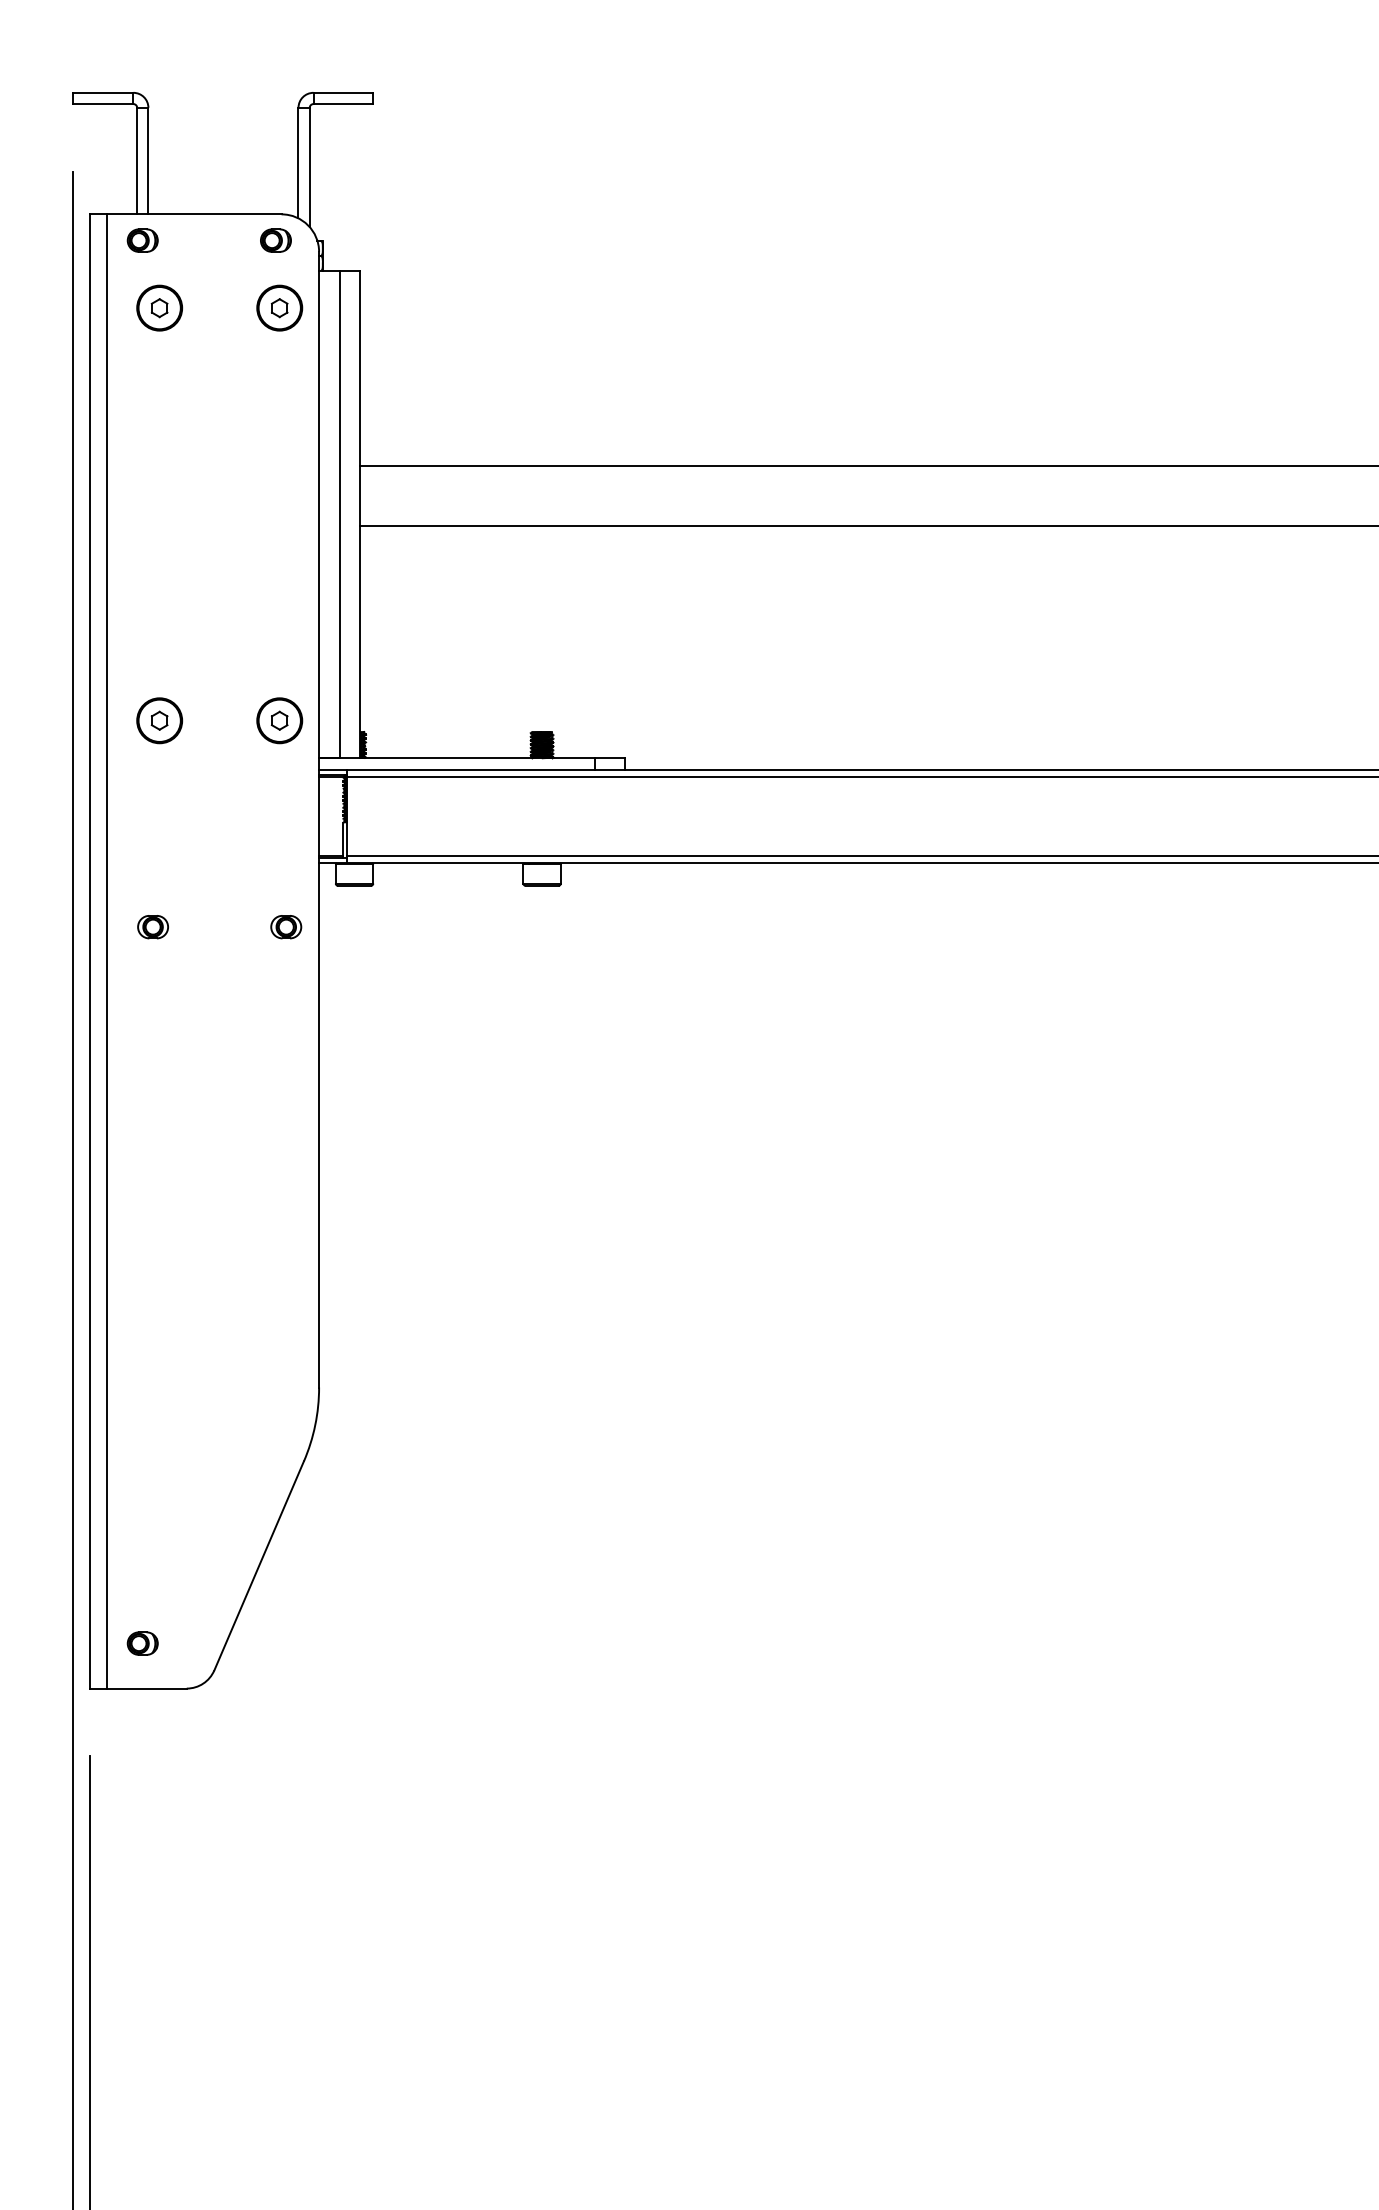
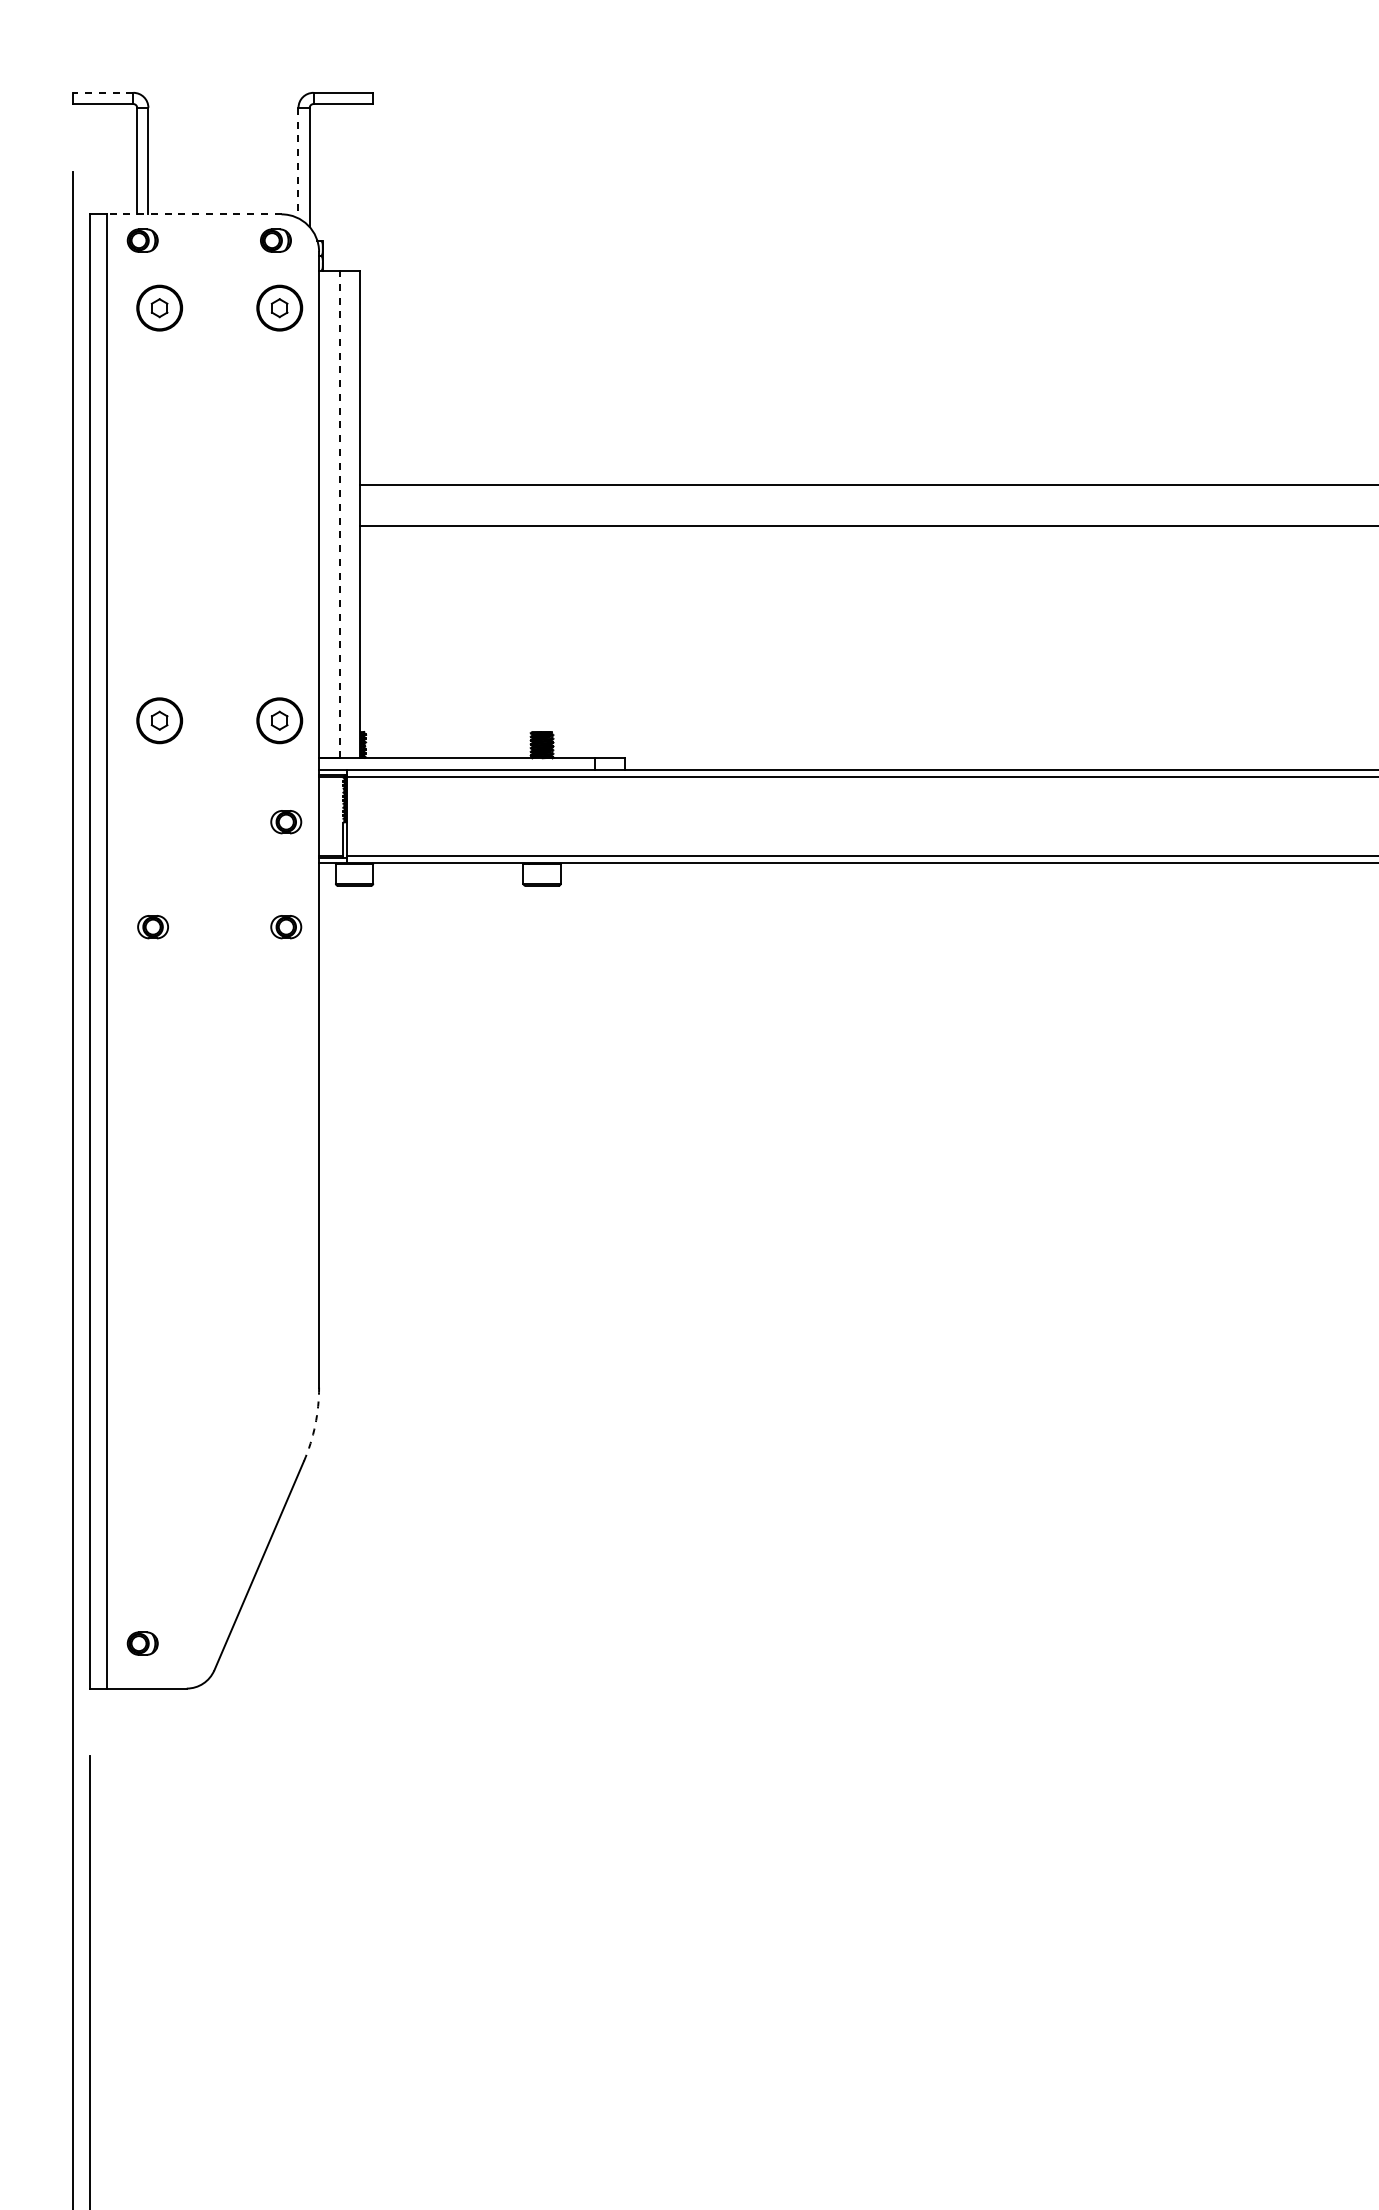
line: solid -> dashed (102, 92)
line: solid -> dashed (298, 163)
line: solid -> dashed (193, 214)
line position: (867, 466) -> (867, 485) (867, 485)
line: solid -> dashed (339, 514)
part: none -> present (286, 822)
arc: solid -> dashed (315, 1425)
